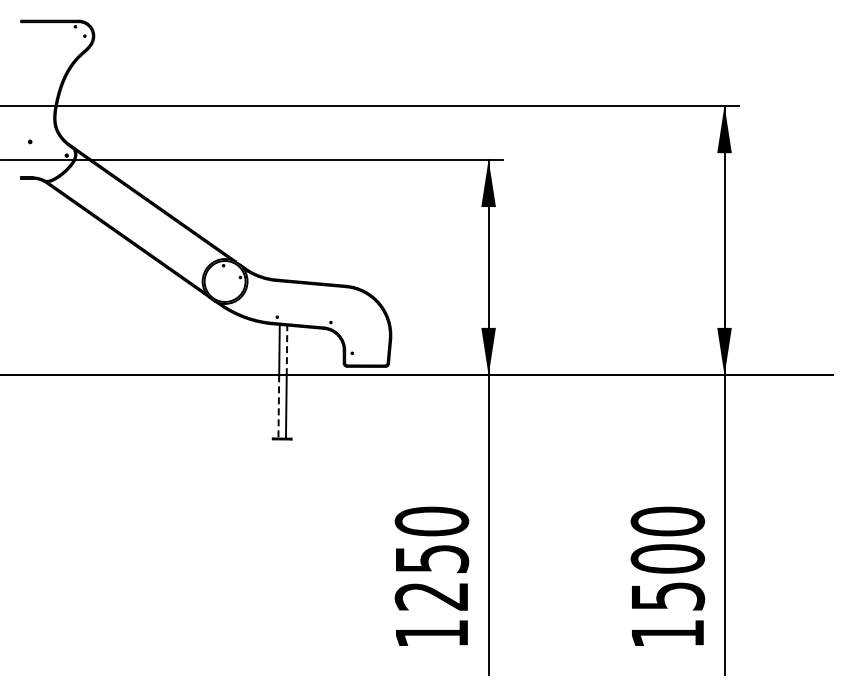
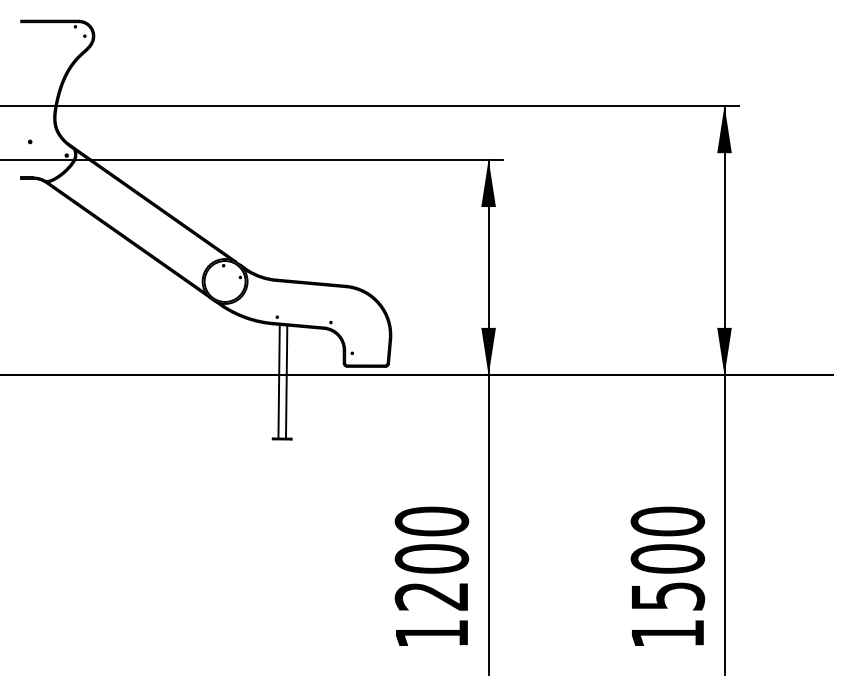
line: dashed -> solid (287, 350)
line: dashed -> solid (278, 406)
text: 1250 -> 1200 (431, 558)
